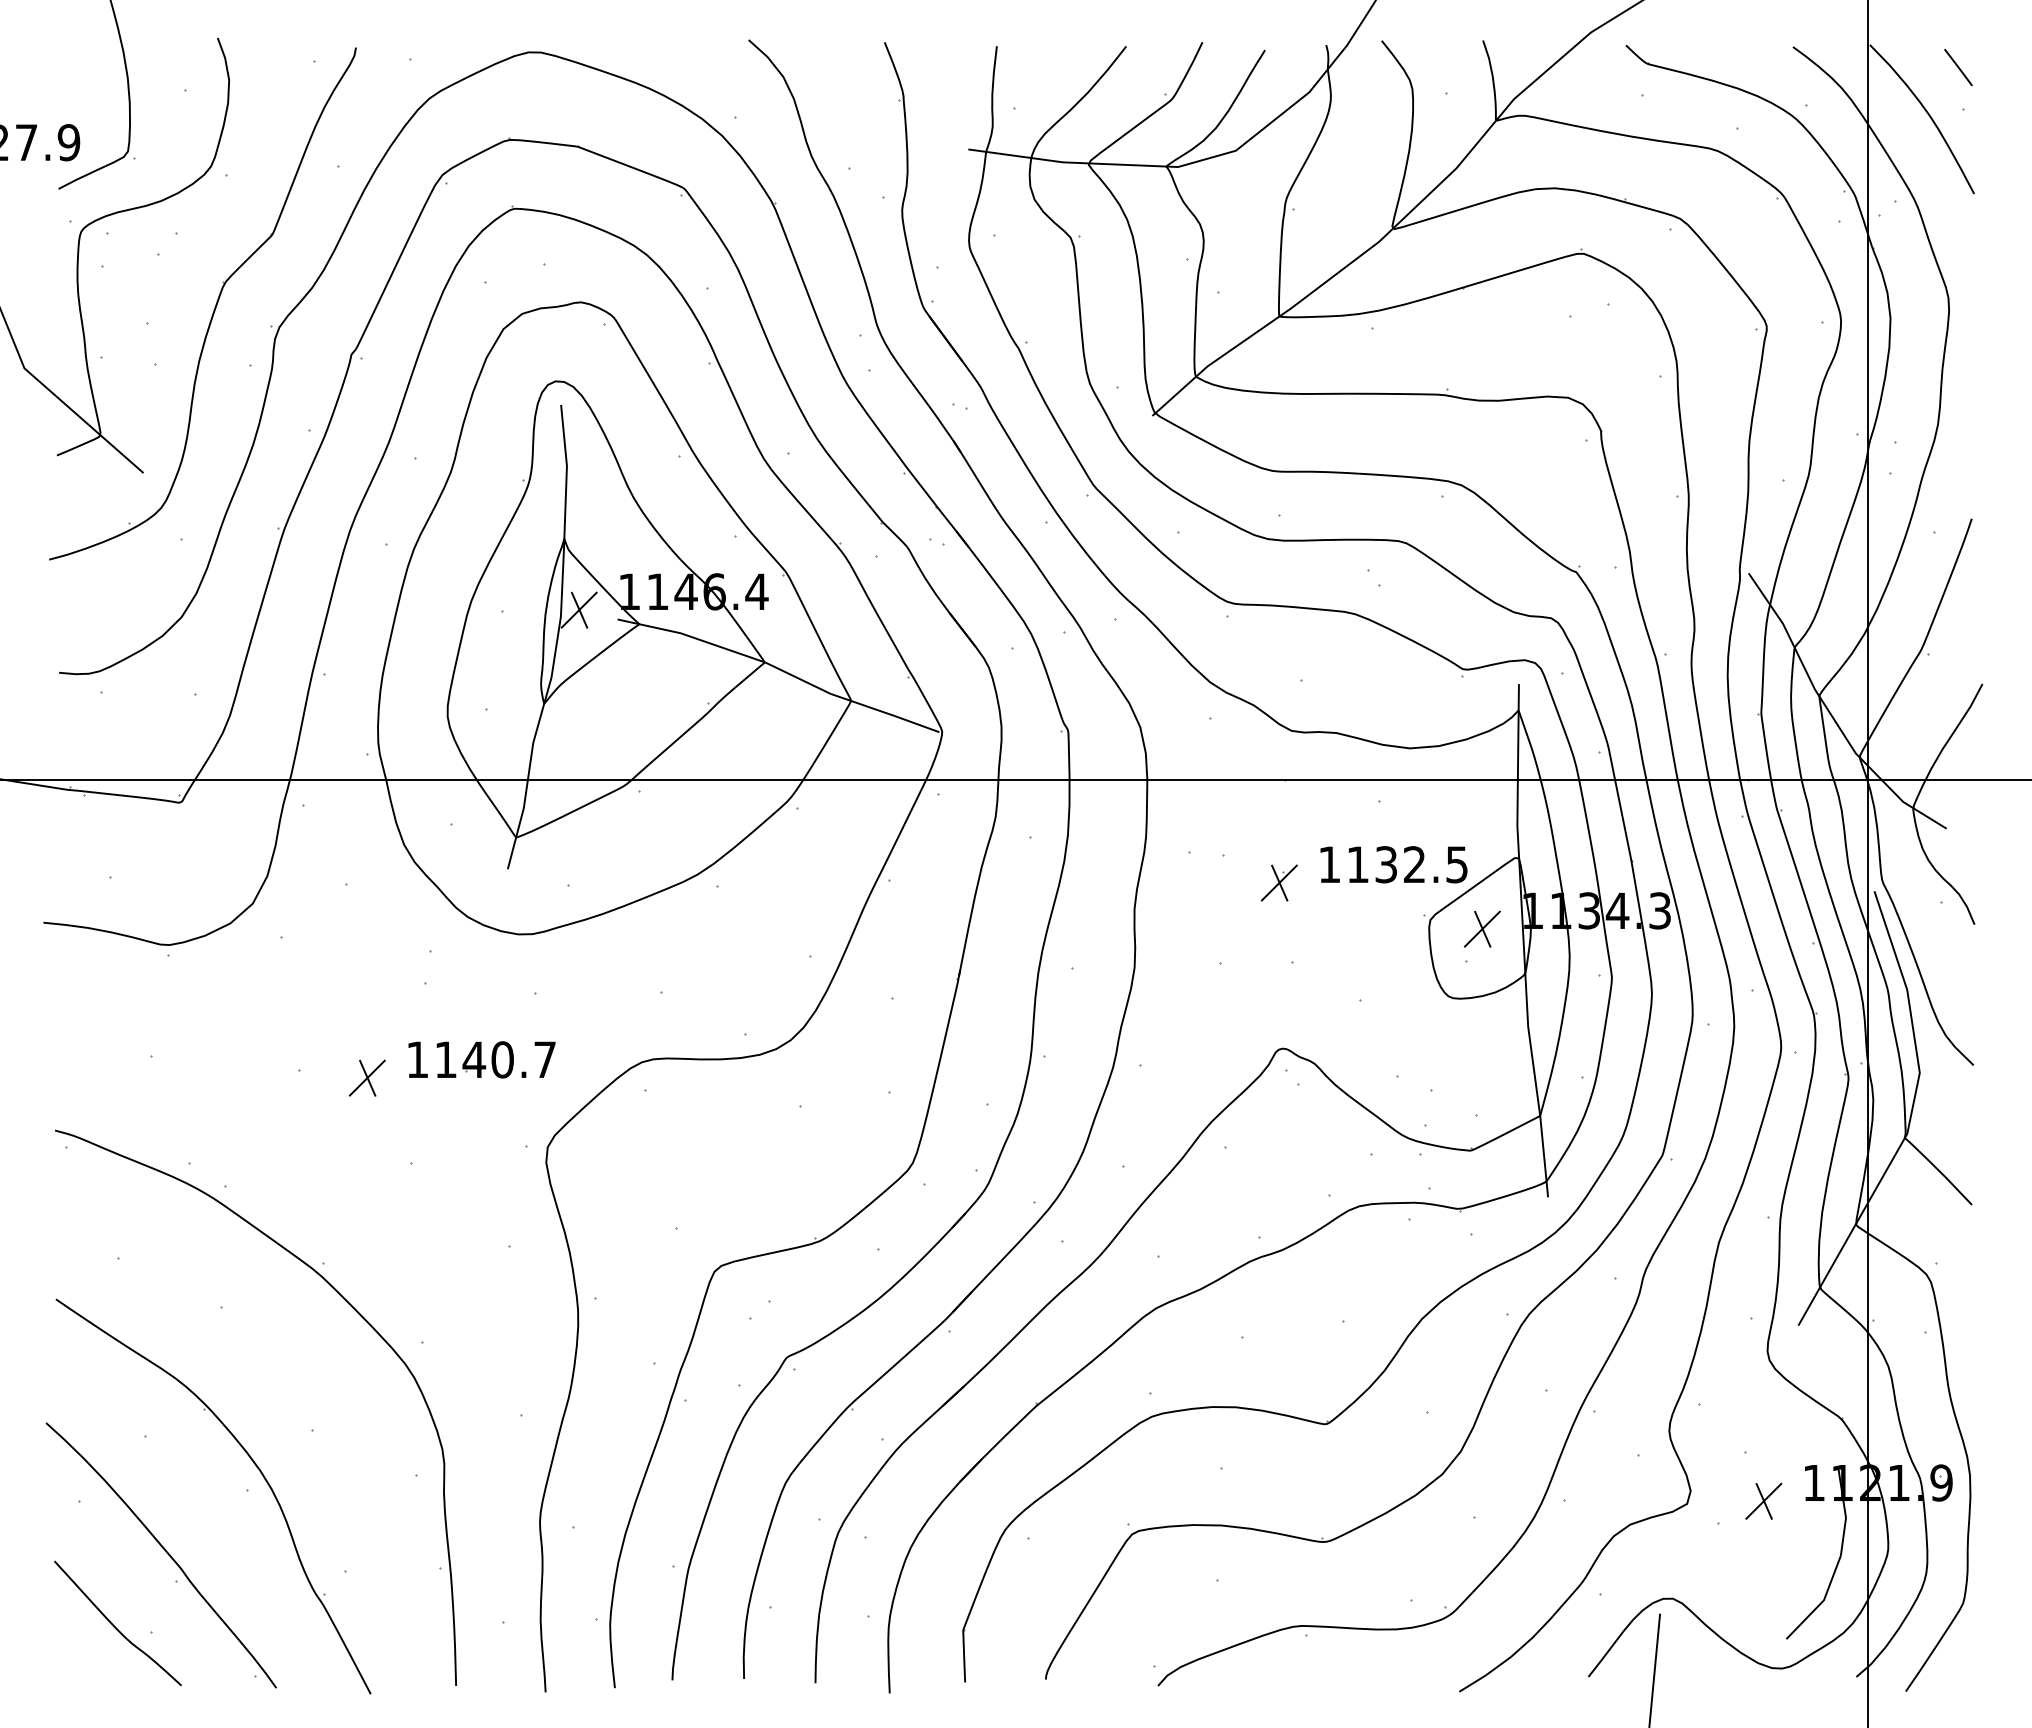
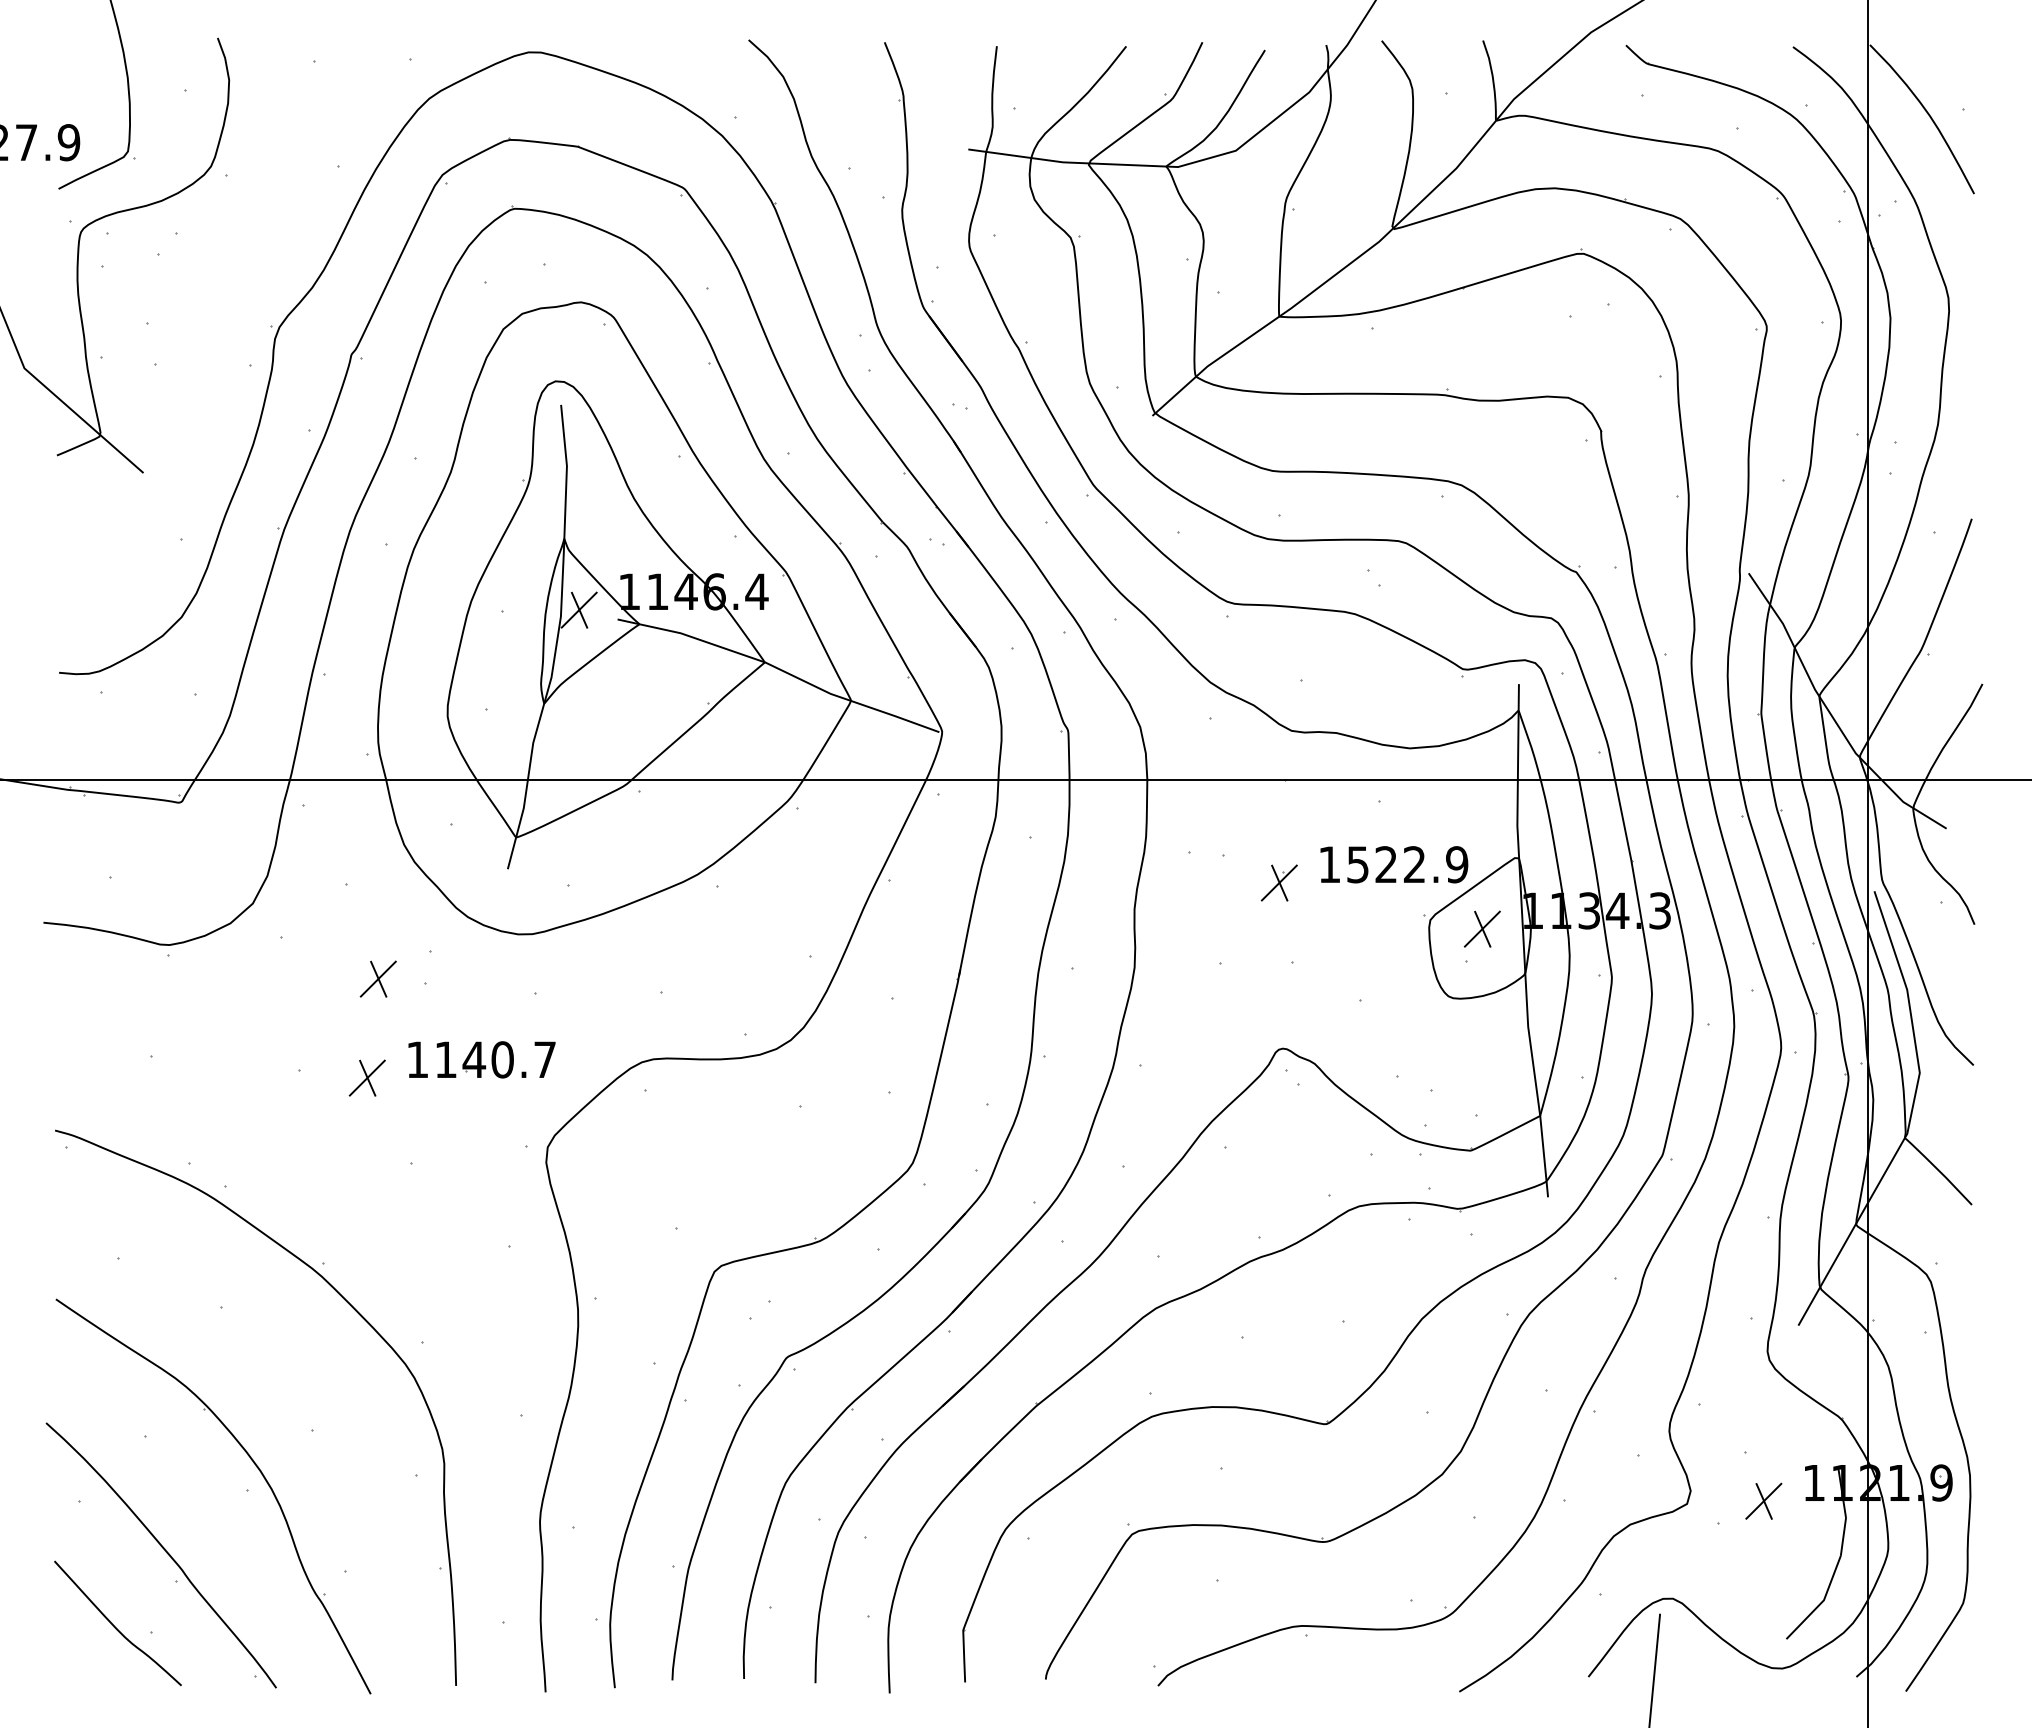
line: present -> none (1958, 67)
part: present -> none (214, 307)
text: 1132.5 -> 1522.9 (1407, 864)
part: none -> present (377, 978)
